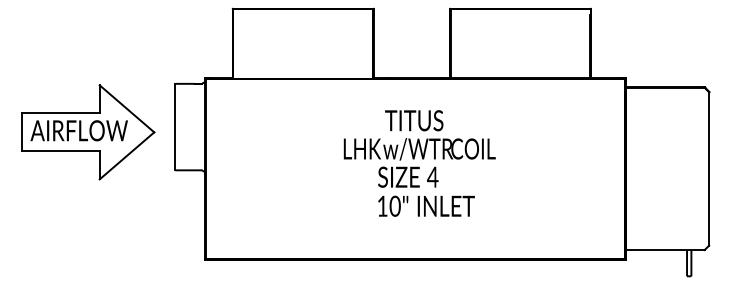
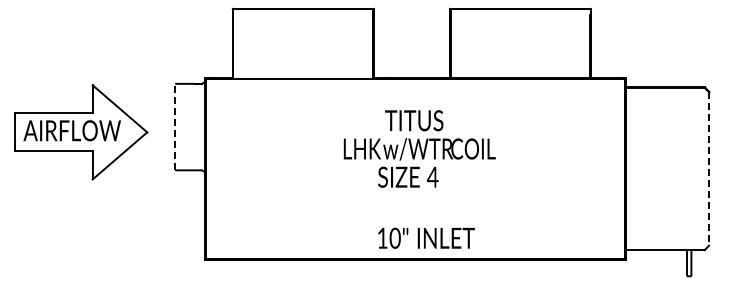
line: solid -> dashed (175, 126)
part position: (88, 132) -> (81, 132) (81, 132)
line: solid -> dashed (709, 168)
text position: (426, 205) -> (426, 237) (426, 237)
